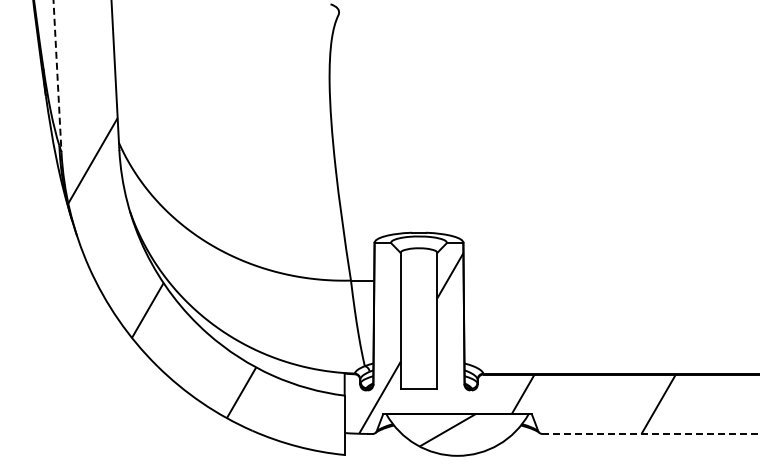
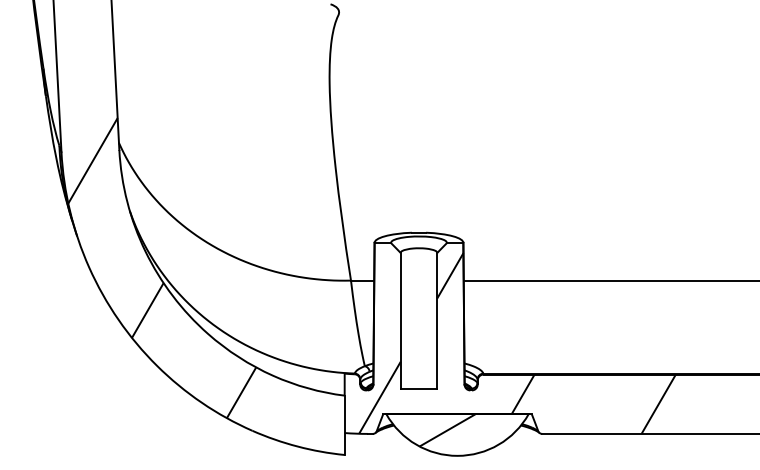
line: dashed -> solid (57, 76)
line: none -> present (609, 280)
line: dashed -> solid (651, 433)
